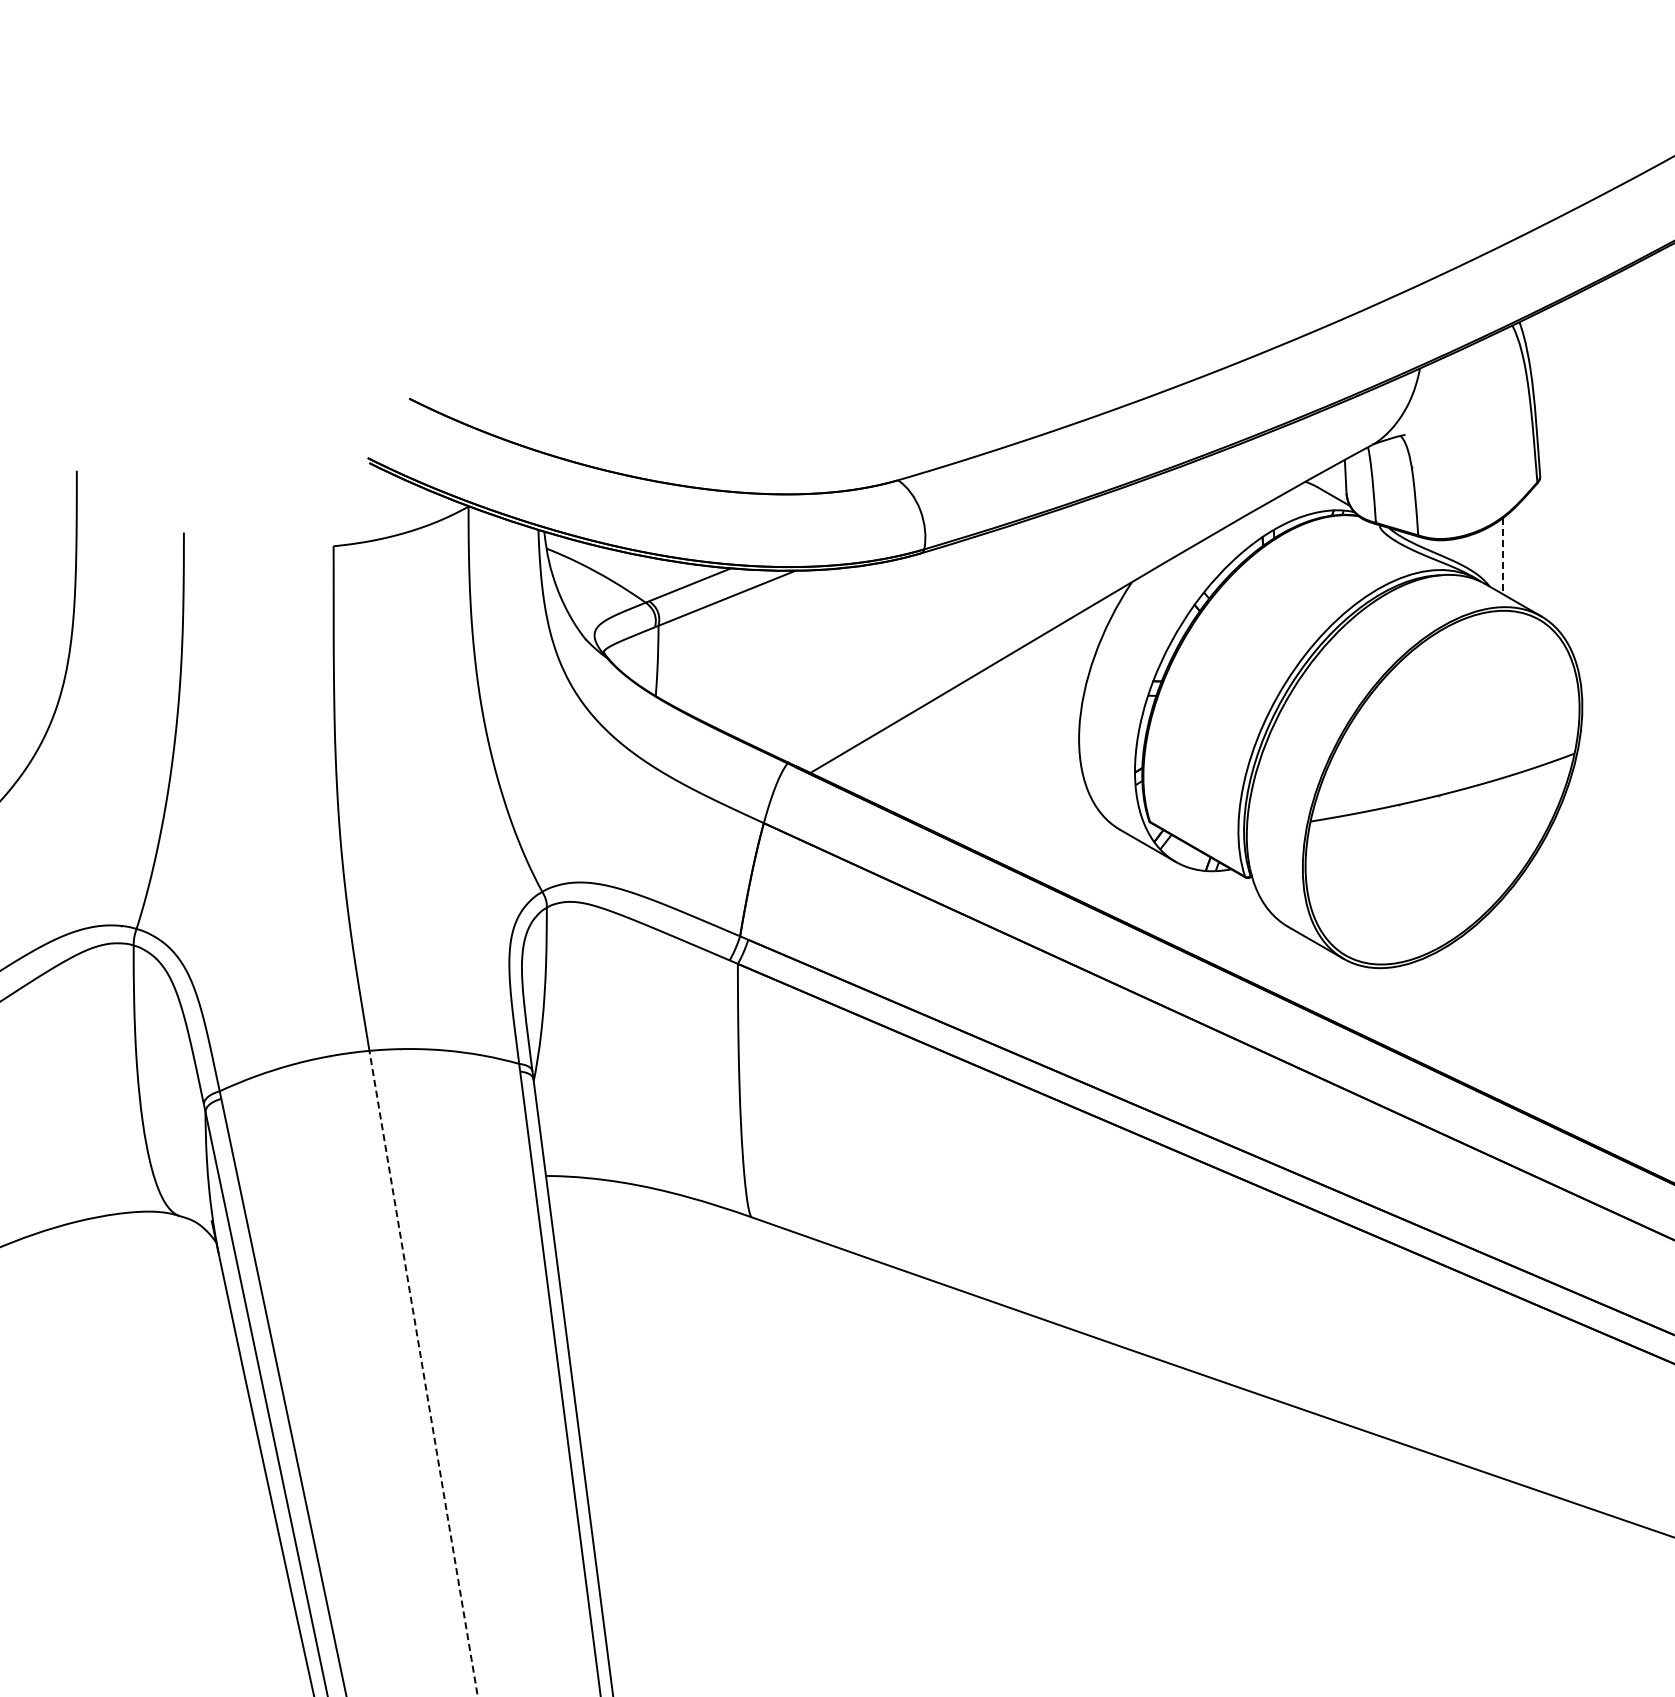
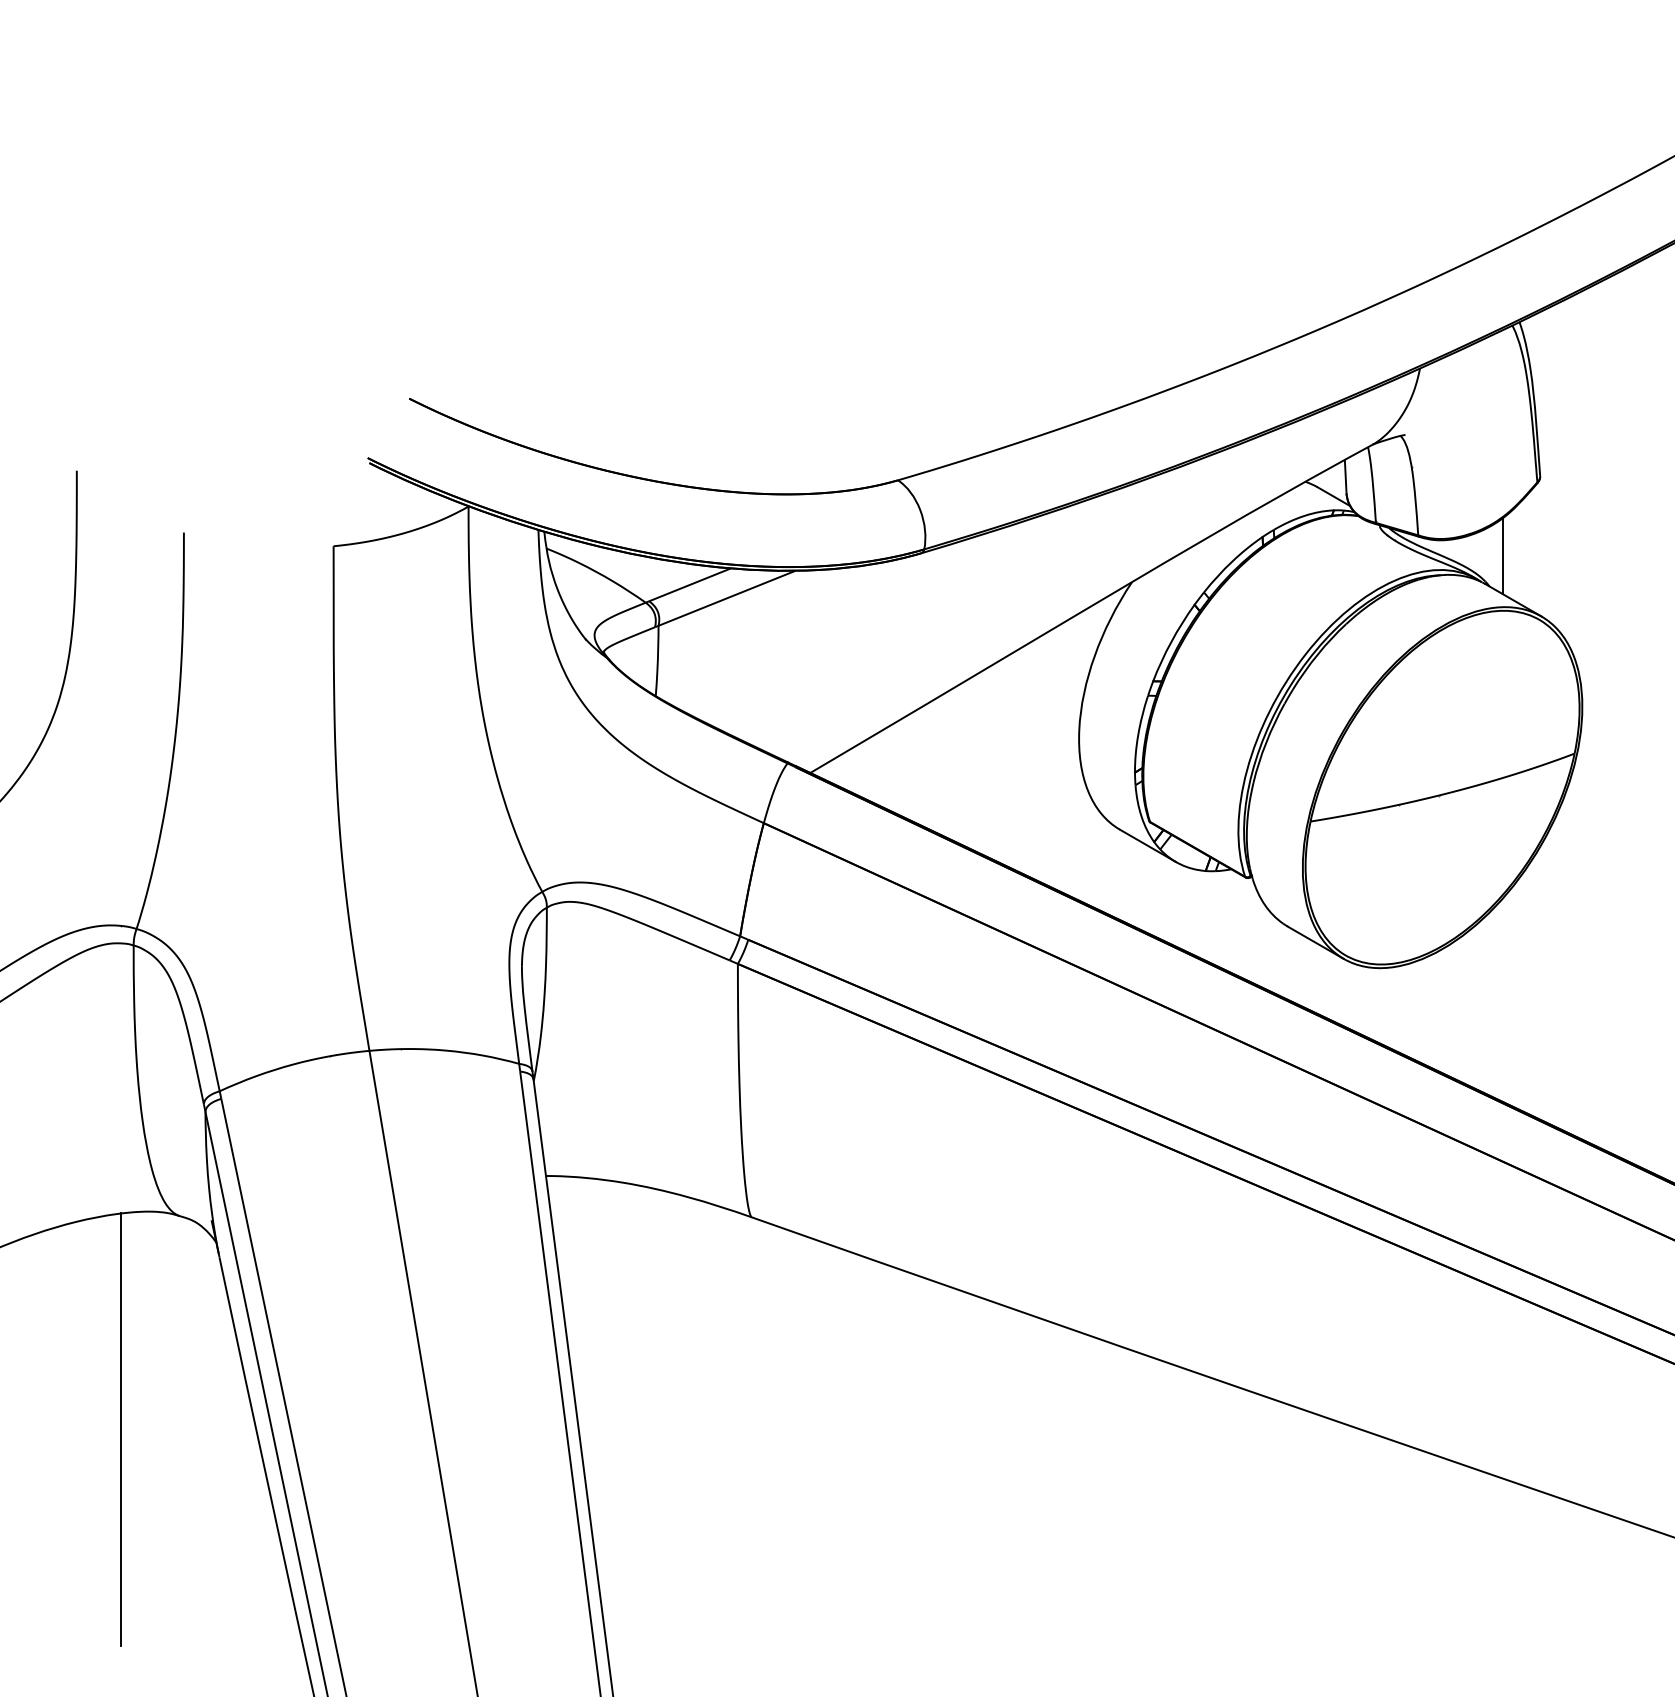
line: dashed -> solid (1502, 556)
line: dashed -> solid (423, 1373)
line: none -> present (121, 1429)
